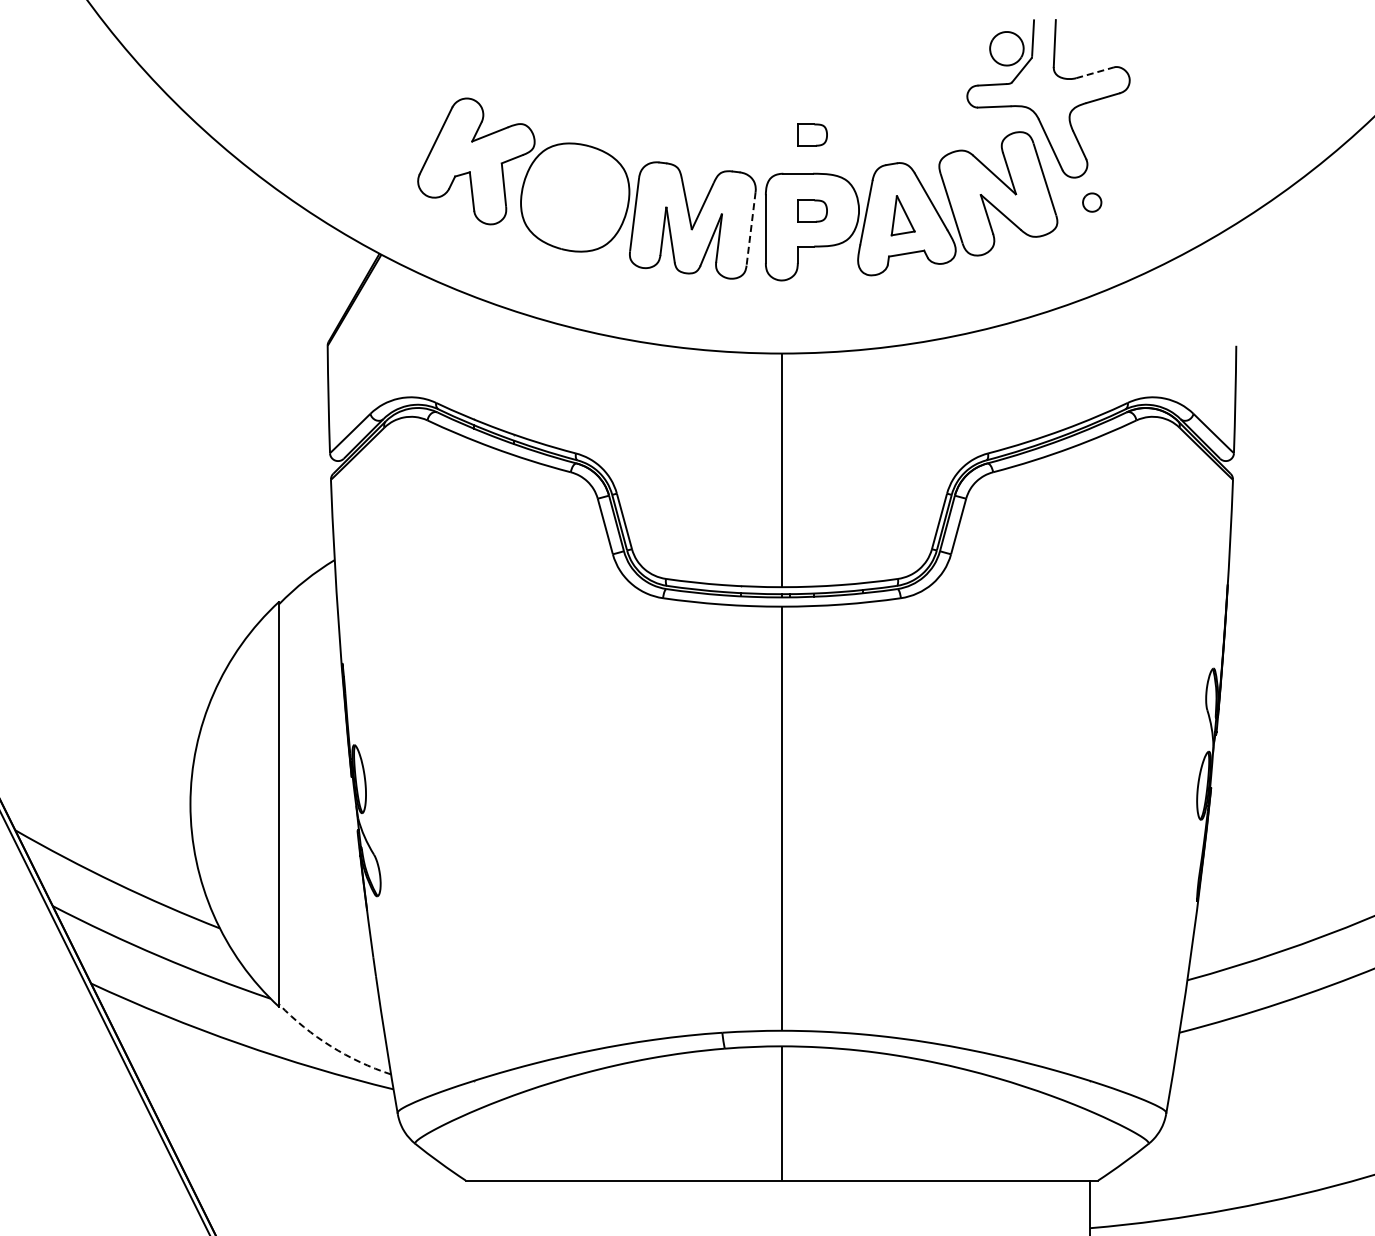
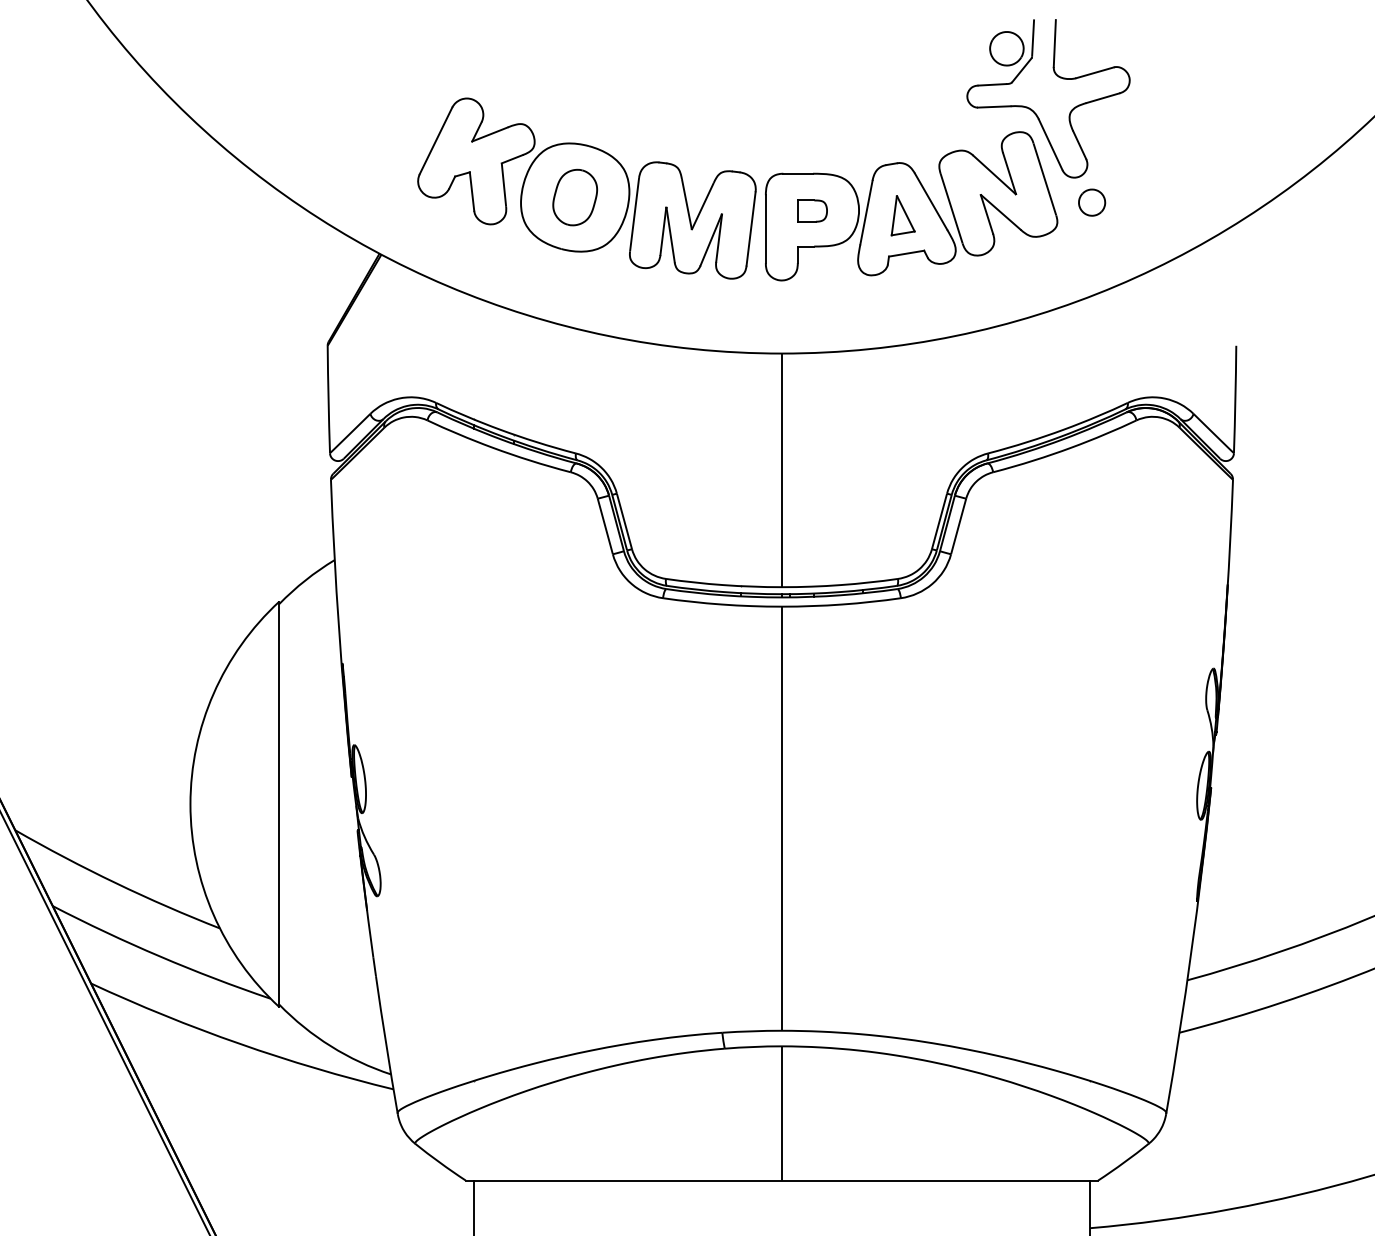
line: dashed -> solid (1095, 72)
part: present -> none (812, 134)
part: none -> present (575, 197)
part size: 21x21 px -> 29x29 px (1092, 202)
line: dashed -> solid (751, 228)
arc: dashed -> solid (330, 1046)
line: none -> present (473, 1206)
